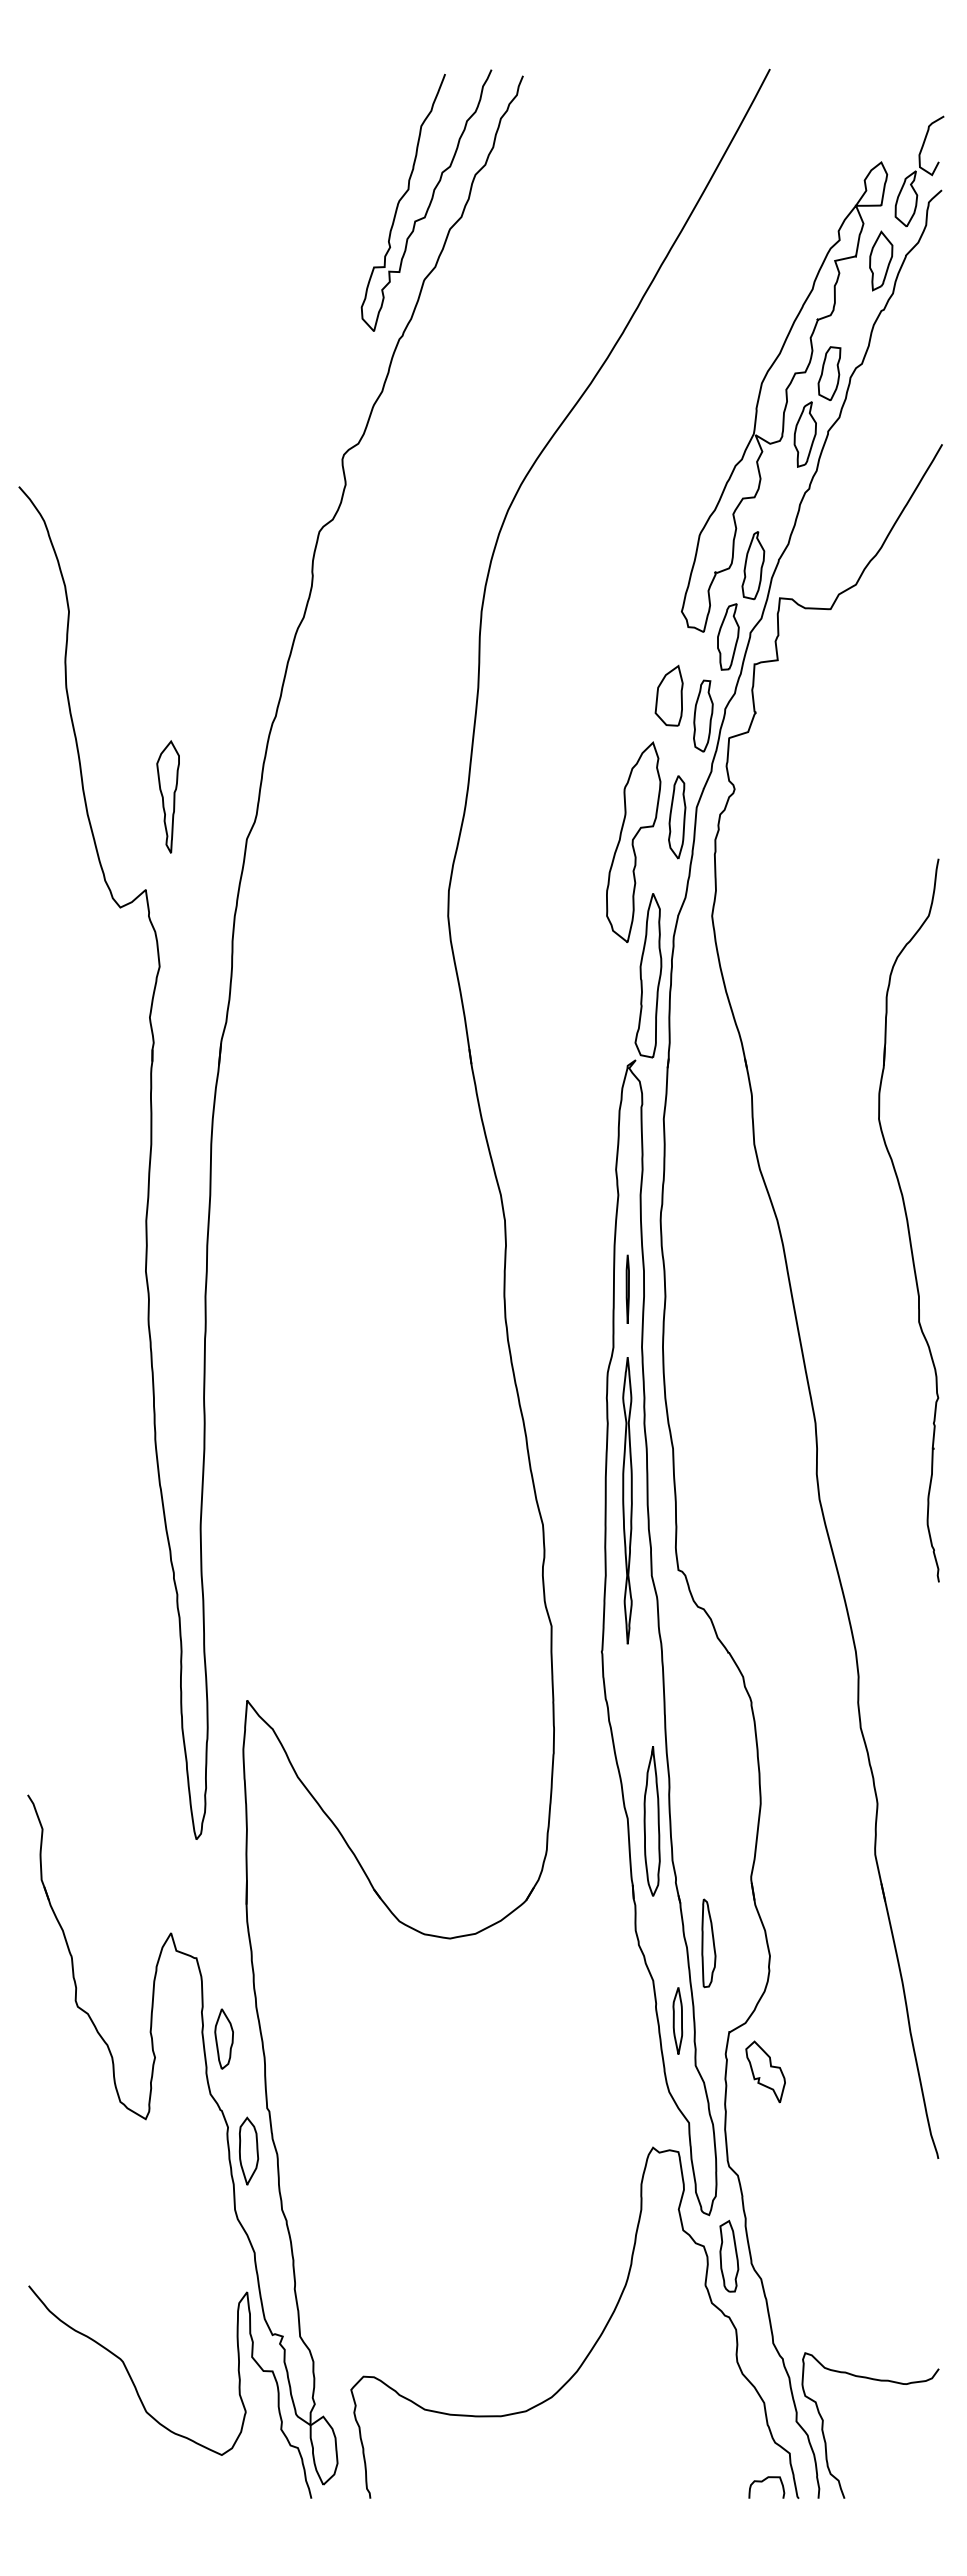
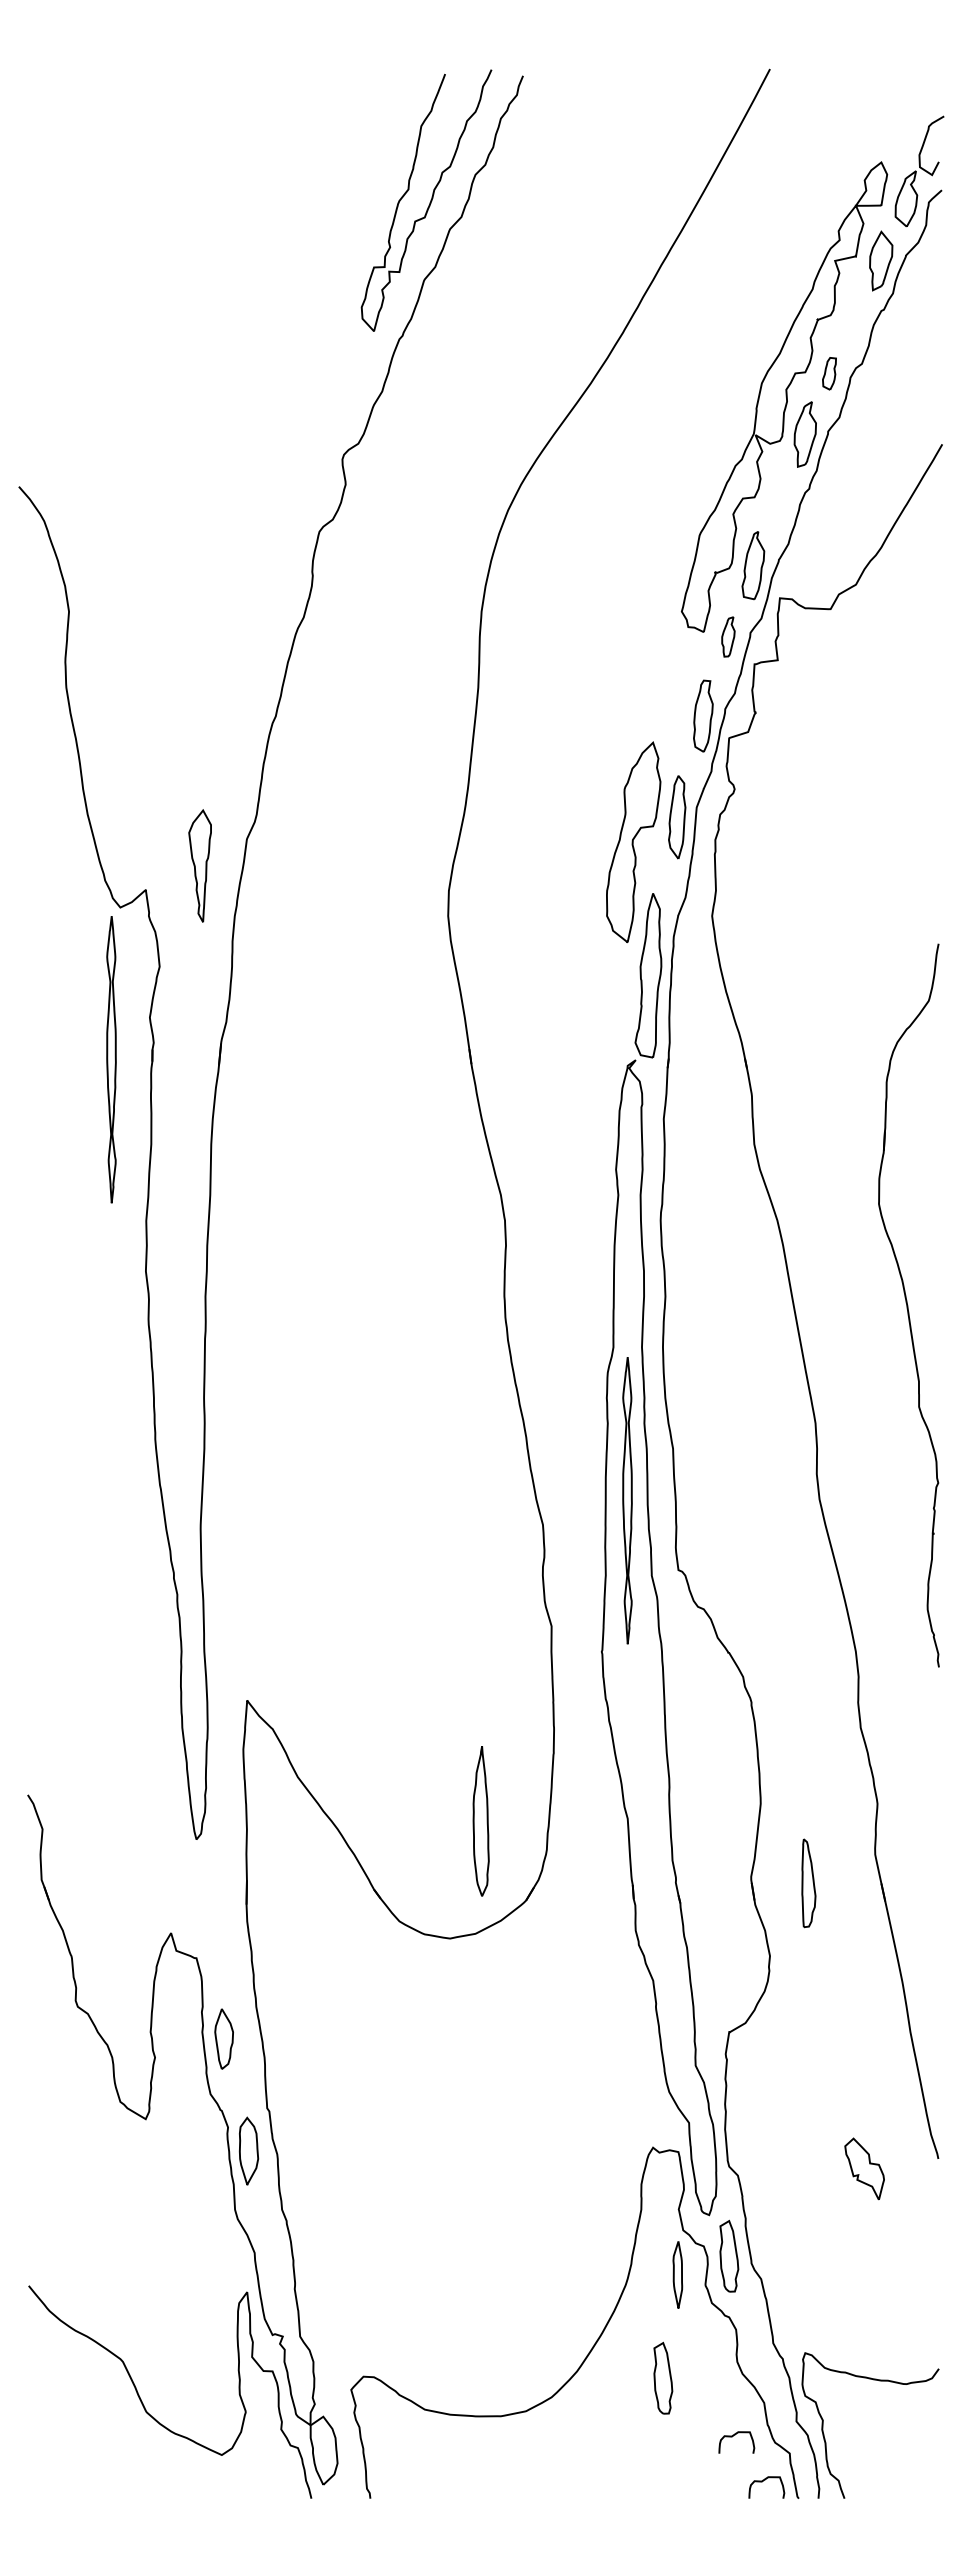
part size: 25x56 px -> 15x34 px (829, 373)
part size: 23x68 px -> 15x42 px (728, 636)
part: present -> none (668, 695)
part position: (167, 796) -> (199, 865) (199, 865)
part: none -> present (111, 1059)
part position: (908, 1220) -> (908, 1305) (908, 1305)
line: present -> none (627, 1288)
part position: (651, 1821) -> (480, 1821) (480, 1821)
part position: (708, 1943) -> (808, 1883) (808, 1883)
part position: (677, 2020) -> (677, 2274) (677, 2274)
part position: (765, 2071) -> (864, 2168) (864, 2168)
part: none -> present (663, 2377)
curve: none -> present (732, 2437)
